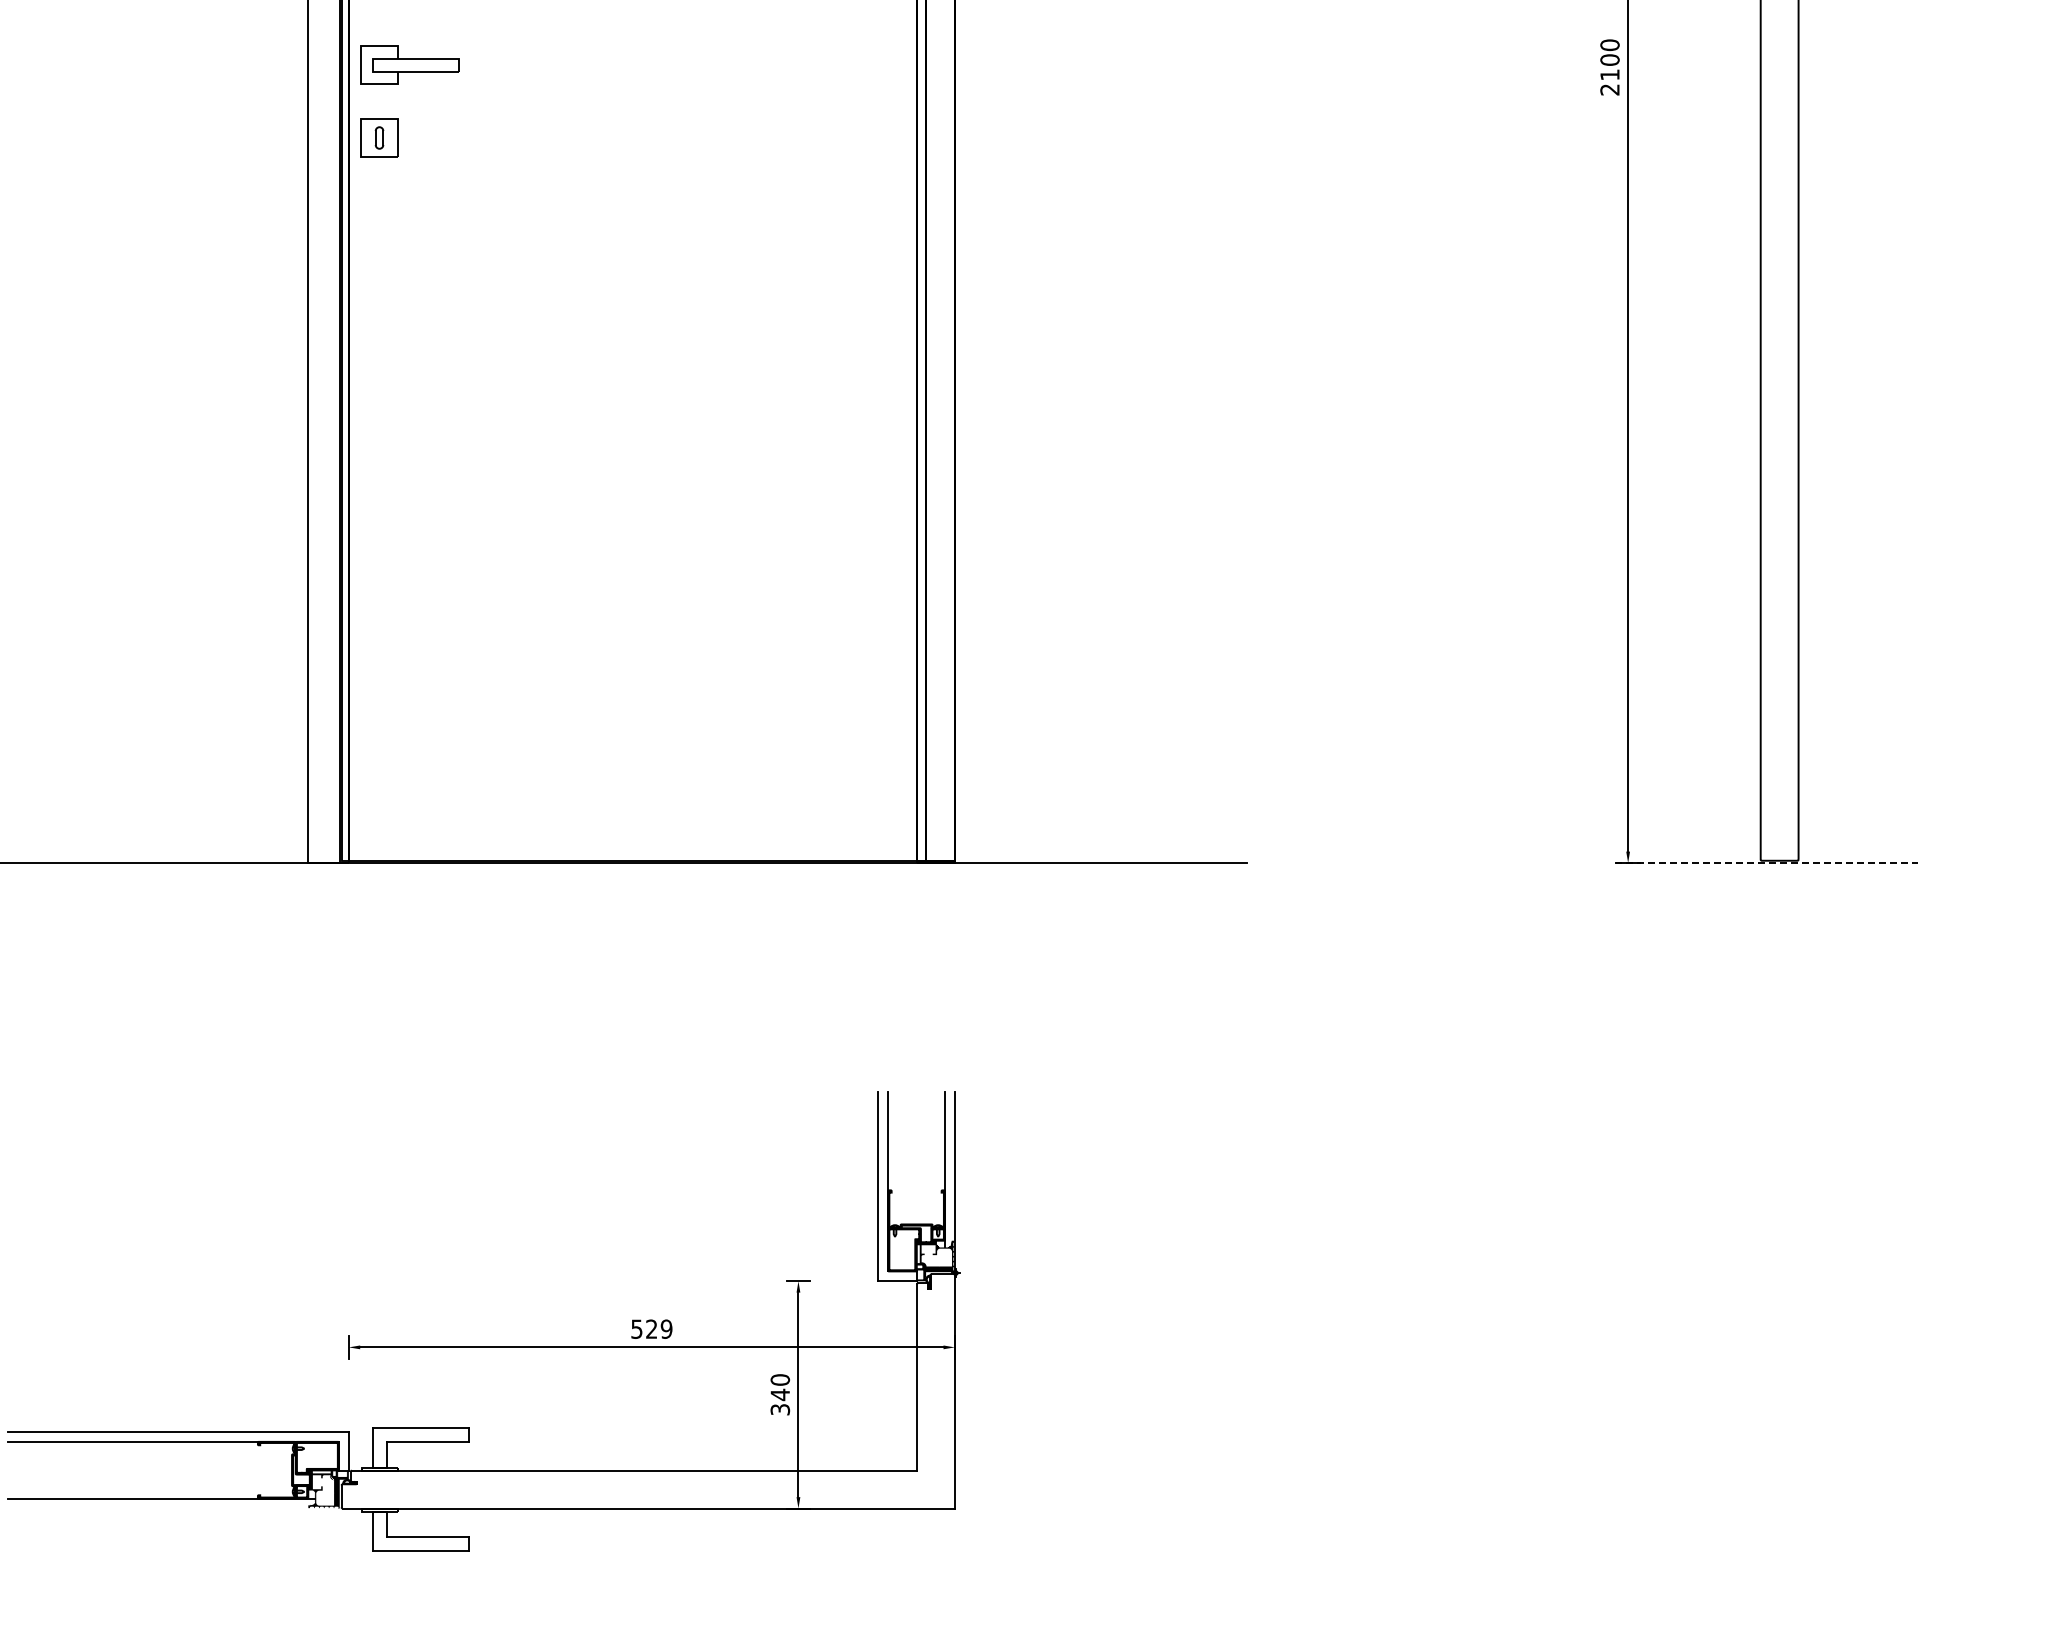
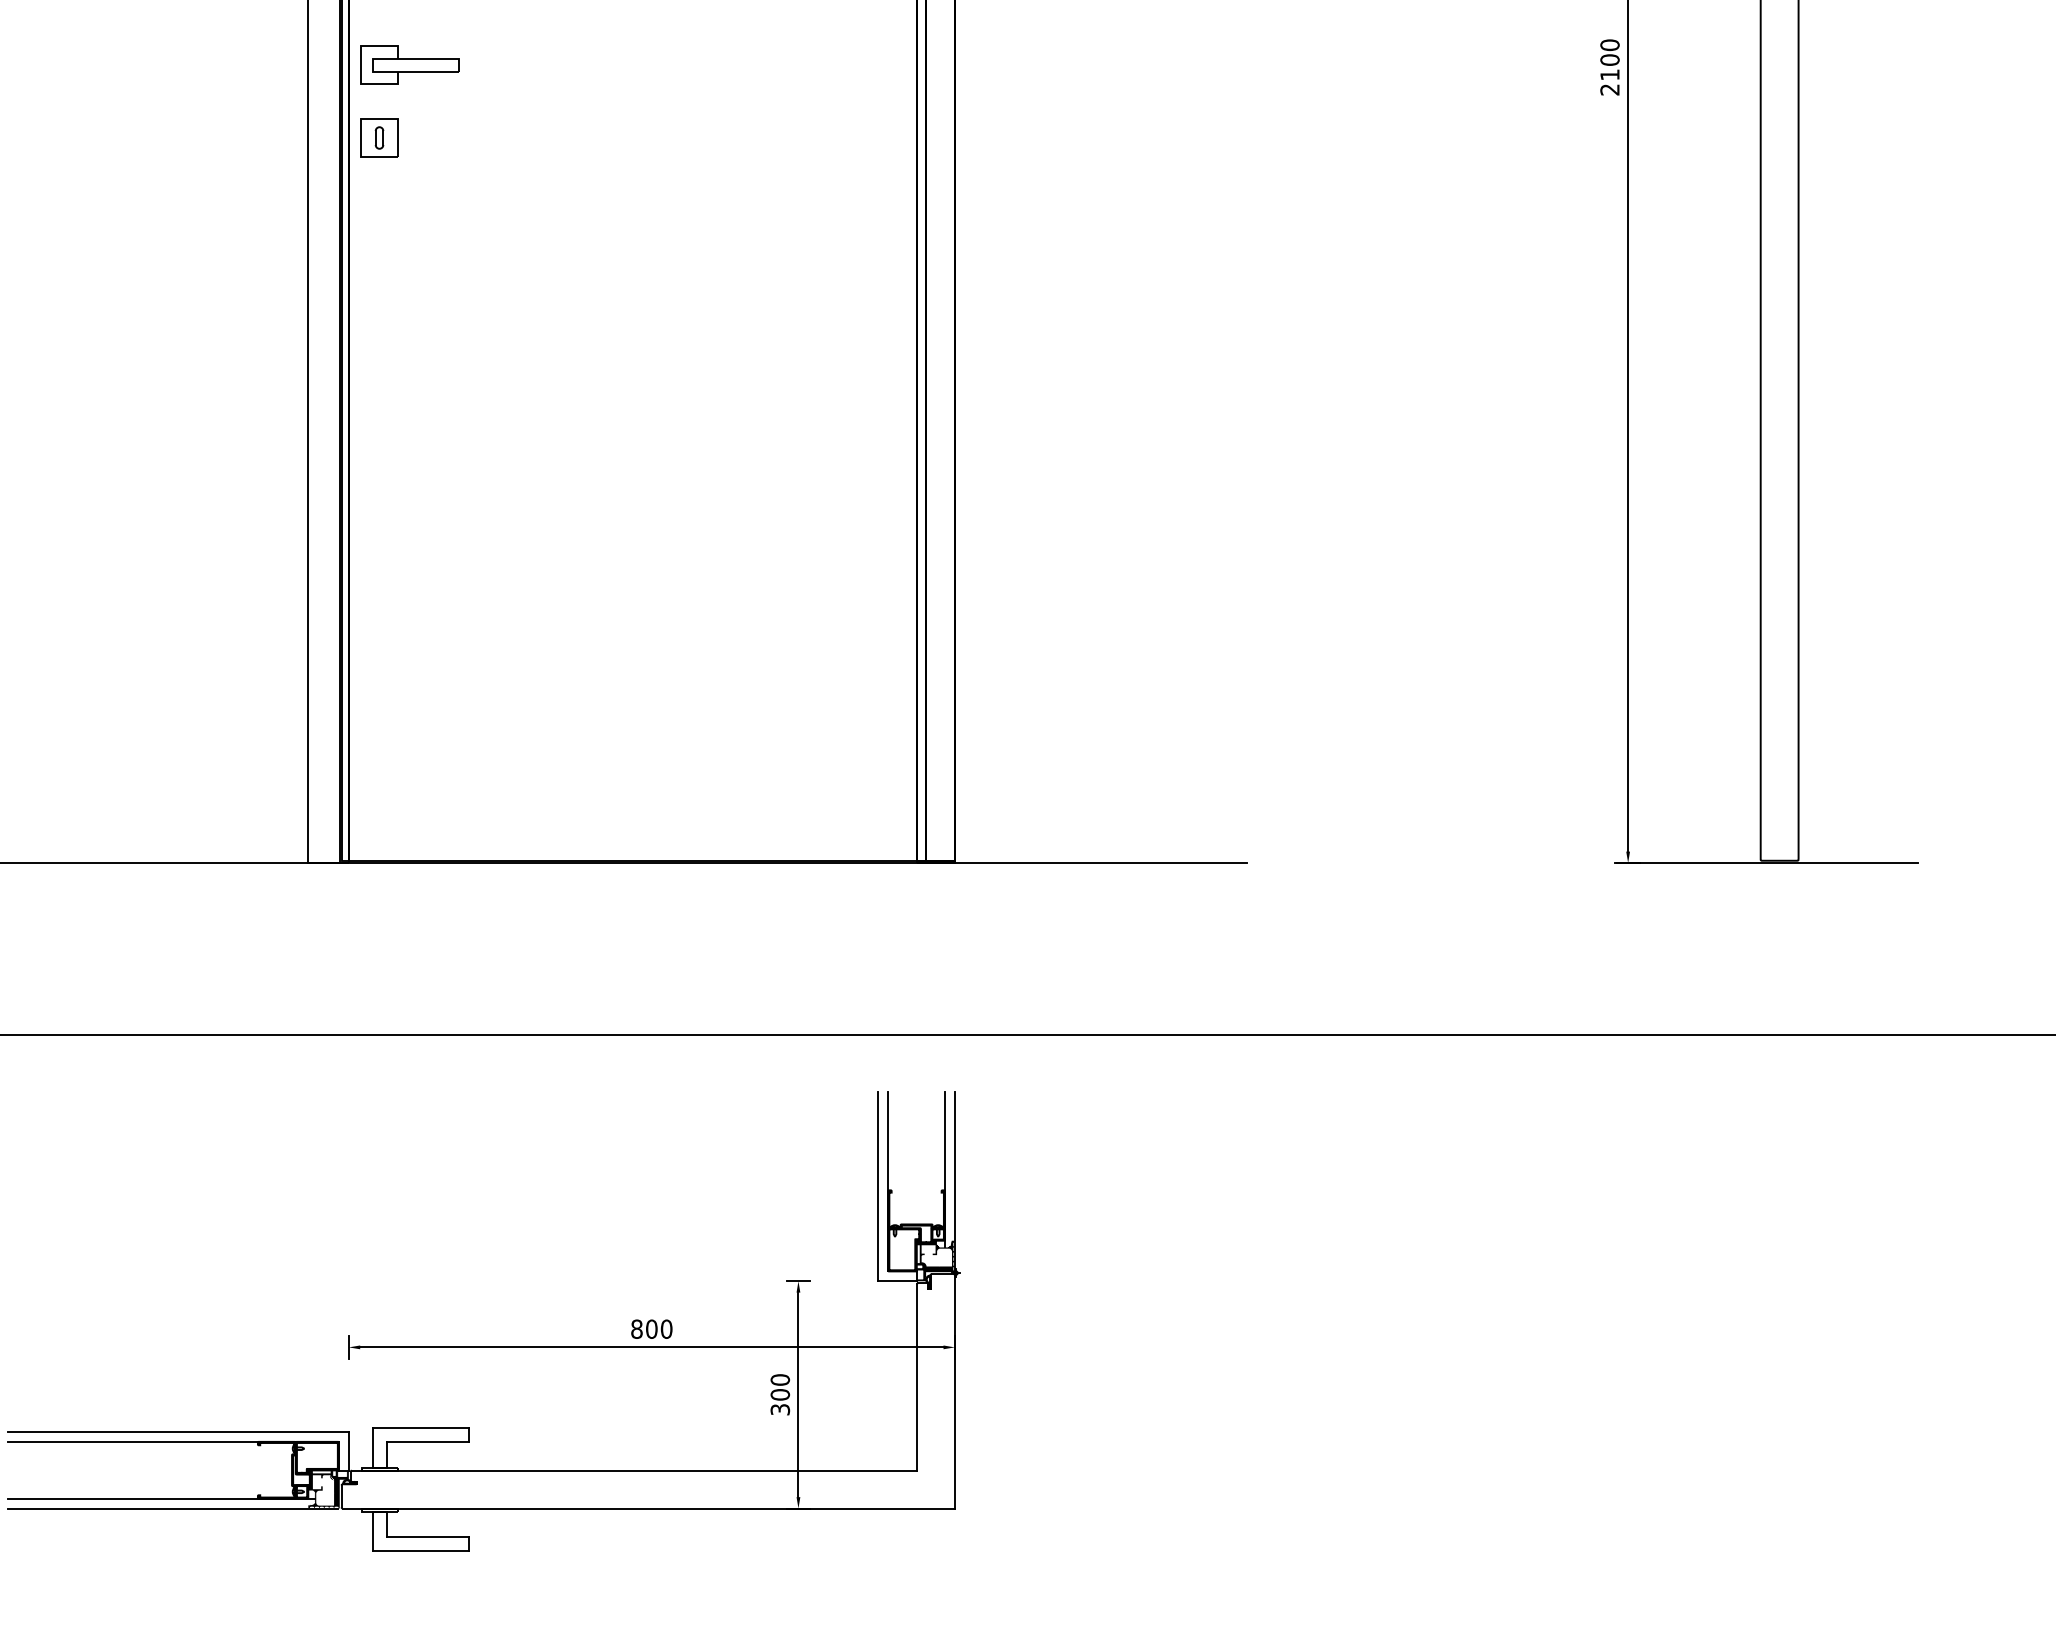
line: dashed -> solid (1766, 863)
line: none -> present (1027, 1035)
text: 529 -> 800 (651, 1328)
text: 340 -> 300 (780, 1394)
line: none -> present (172, 1508)
